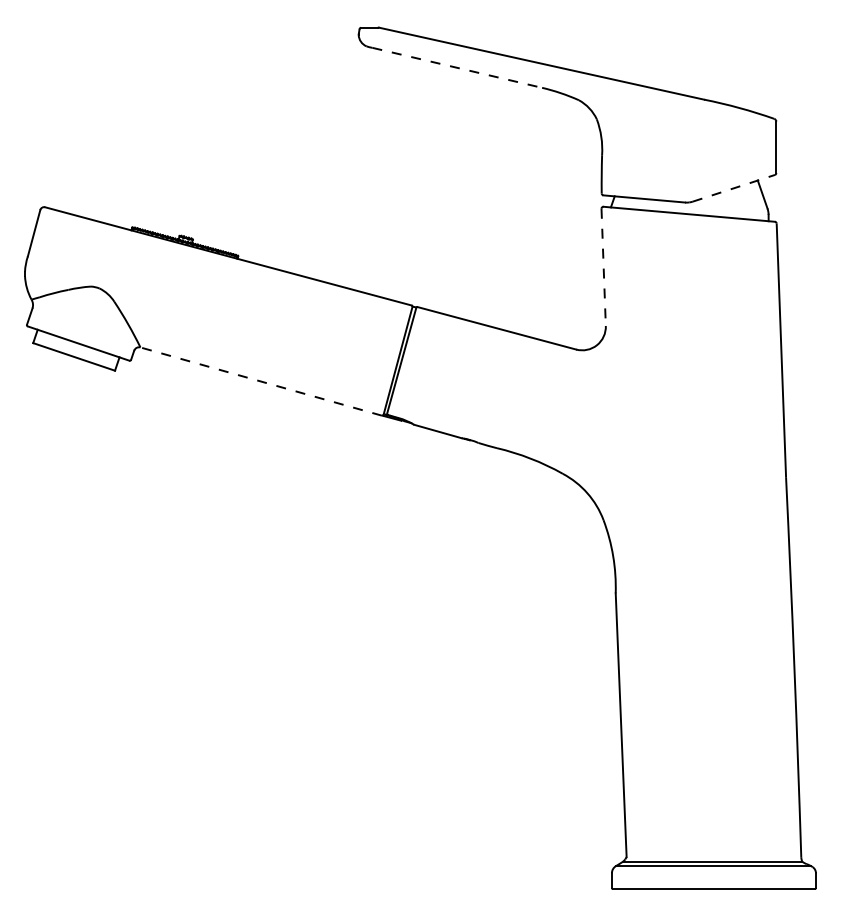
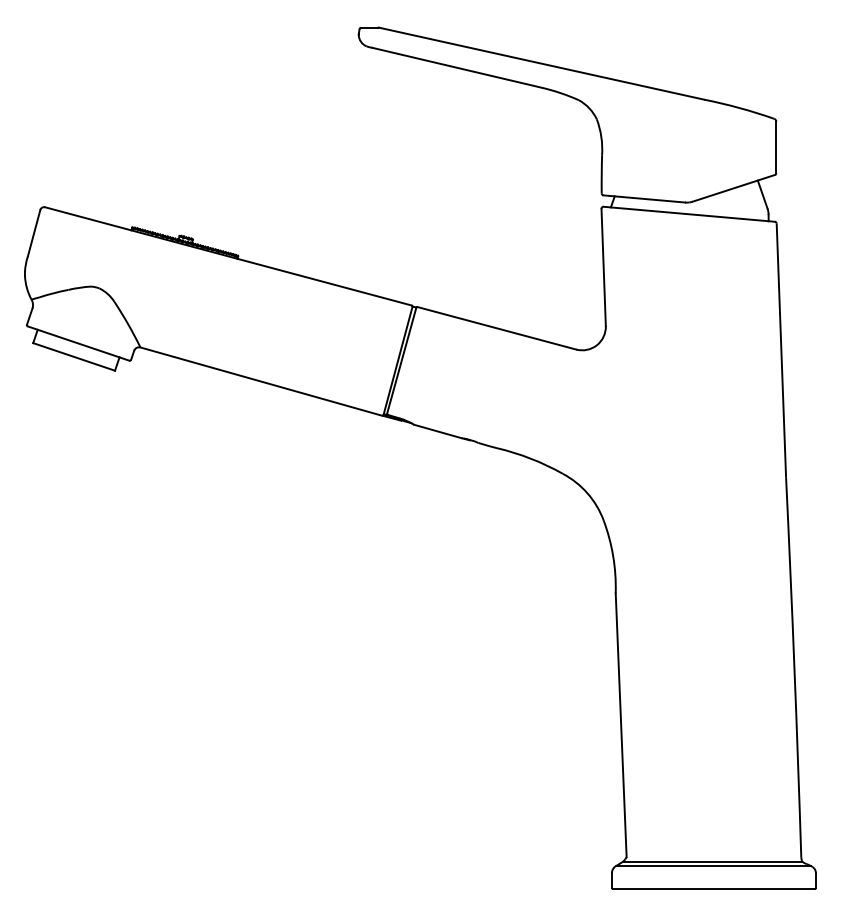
line: dashed -> solid (457, 67)
line: dashed -> solid (734, 188)
line: dashed -> solid (603, 267)
line: dashed -> solid (260, 381)
